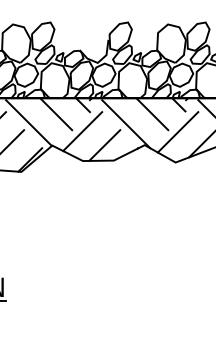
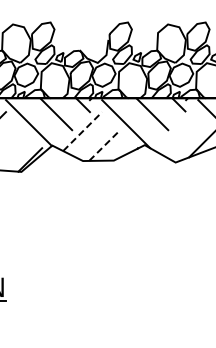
line: solid -> dashed (82, 131)
line: present -> none (177, 132)
line: present -> none (13, 140)
line: solid -> dashed (104, 145)
